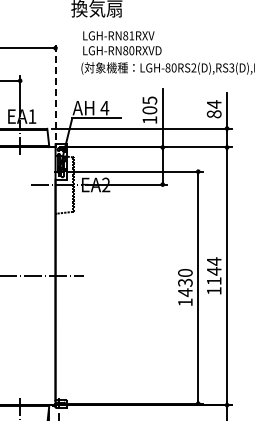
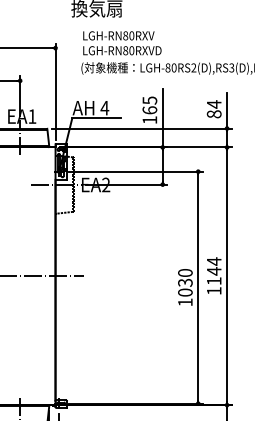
text: LGH-RN81RXV -> LGH-RN80RXV (131, 35)
line: dashed -> solid (55, 91)
text: 105 -> 165 (149, 110)
text: 1430 -> 1030 (185, 292)
